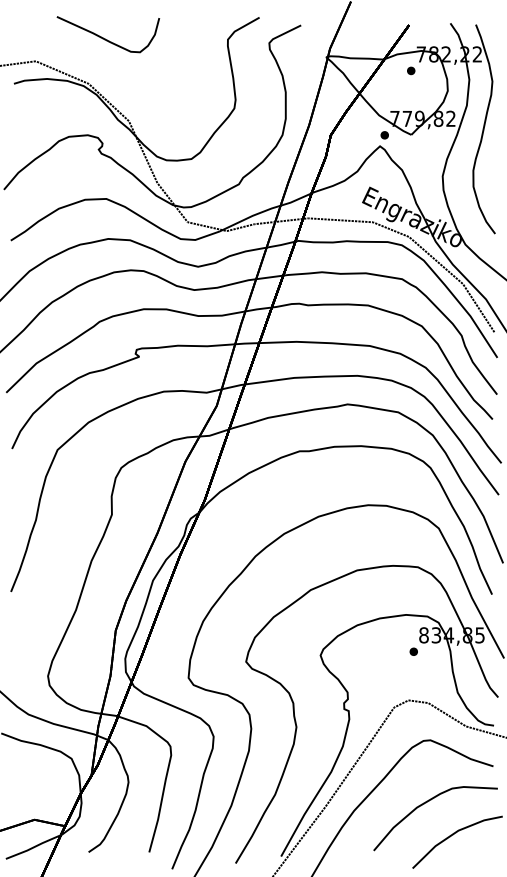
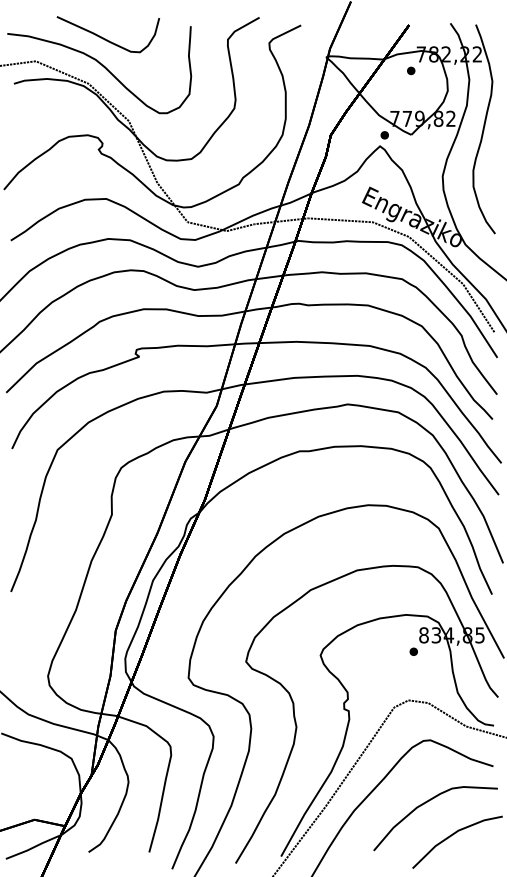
curve: none -> present (102, 66)
